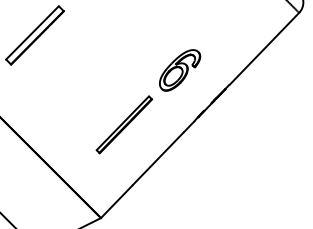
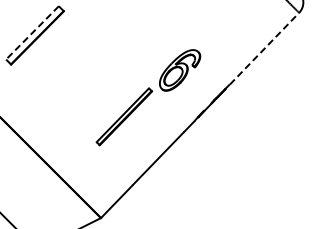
line: solid -> dashed (32, 33)
line: solid -> dashed (264, 48)
part position: (124, 124) -> (124, 116) (124, 116)
